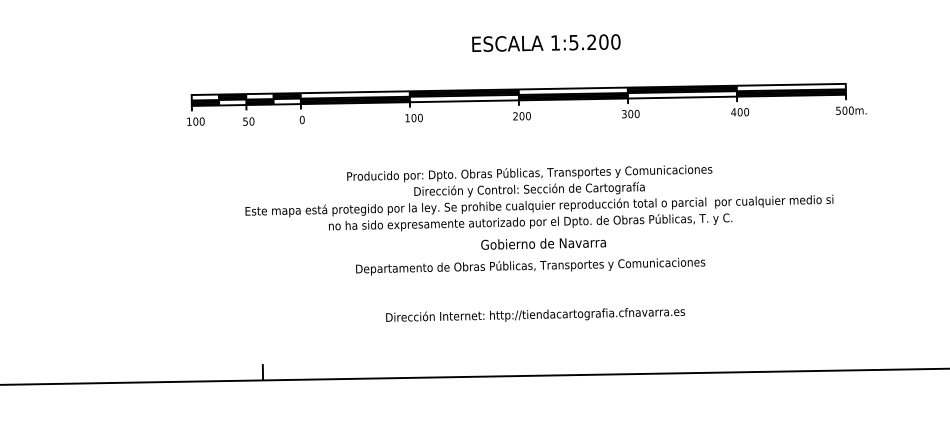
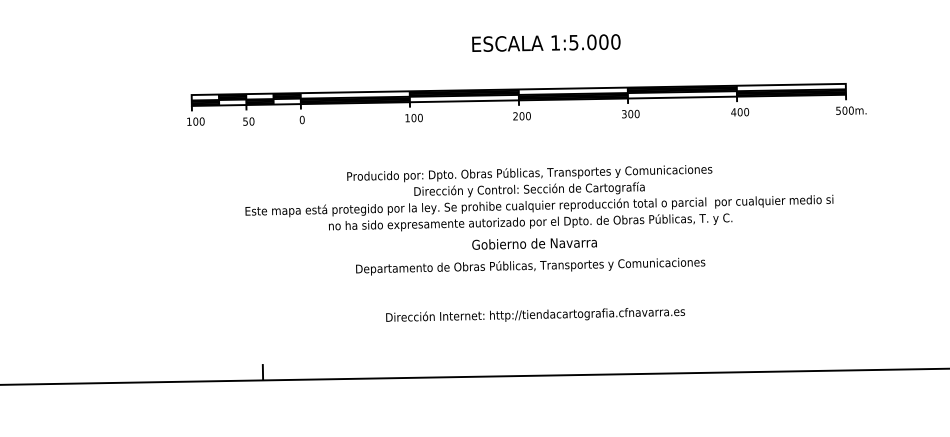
text: 1:5.200 -> 1:5.000 (591, 42)
text position: (543, 243) -> (534, 243) (534, 243)
